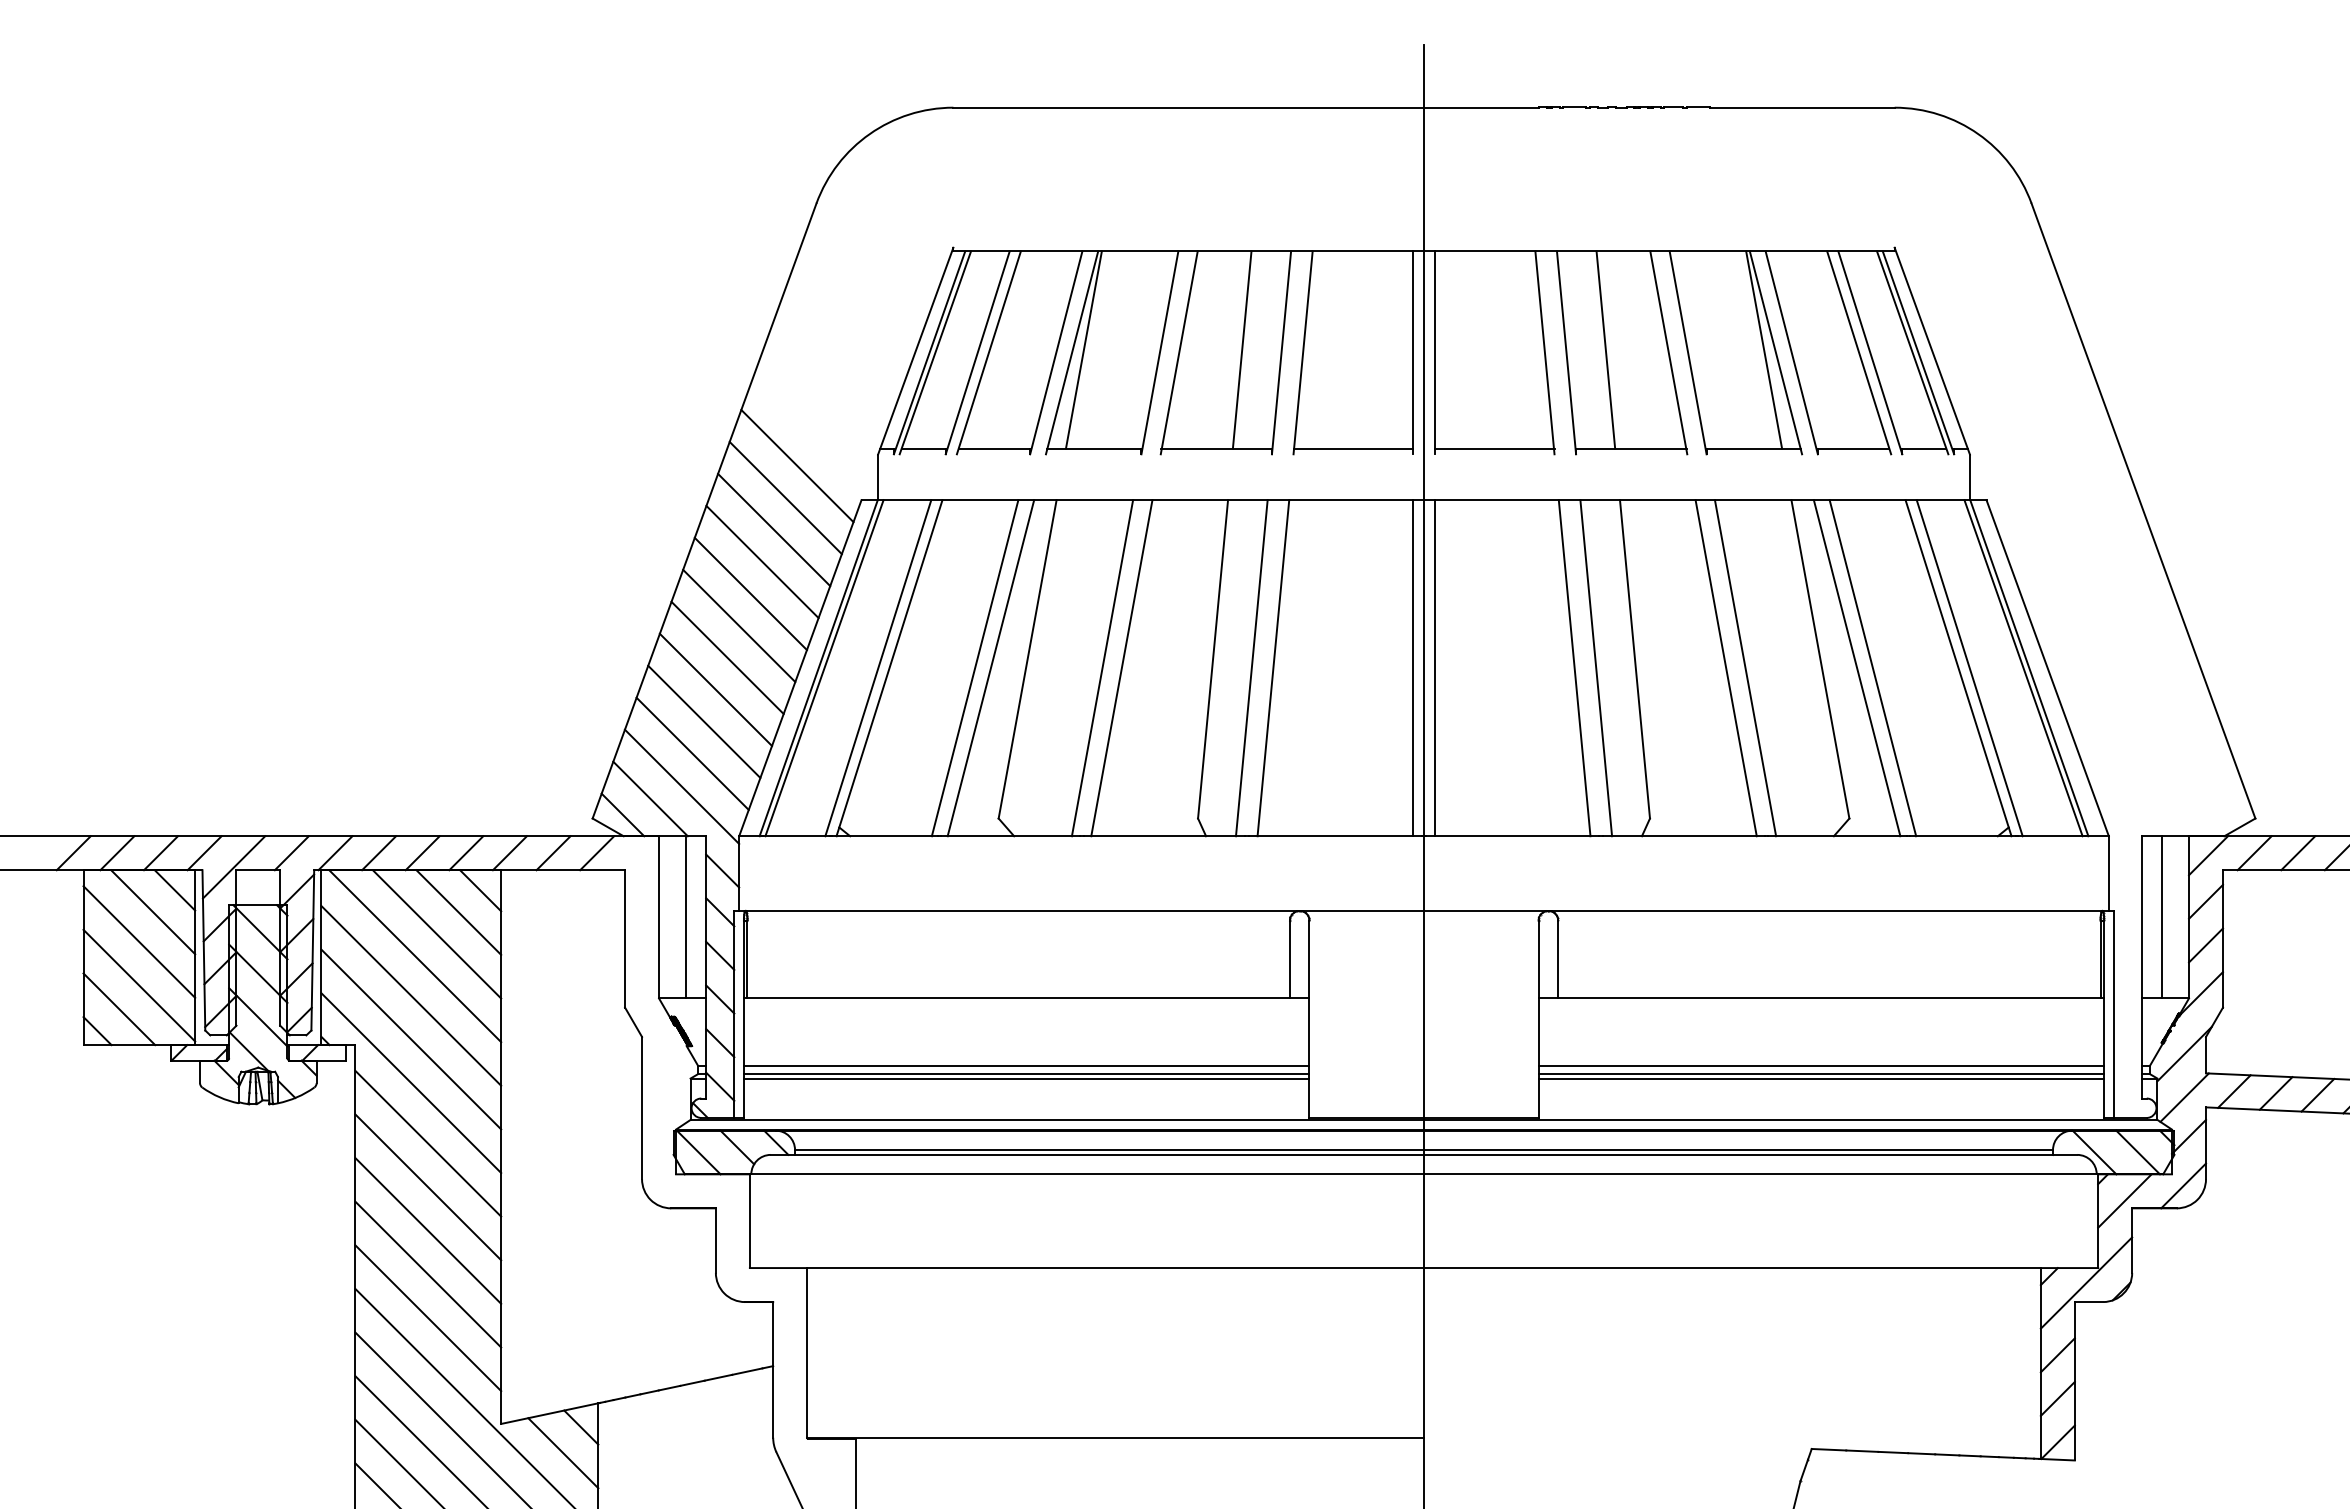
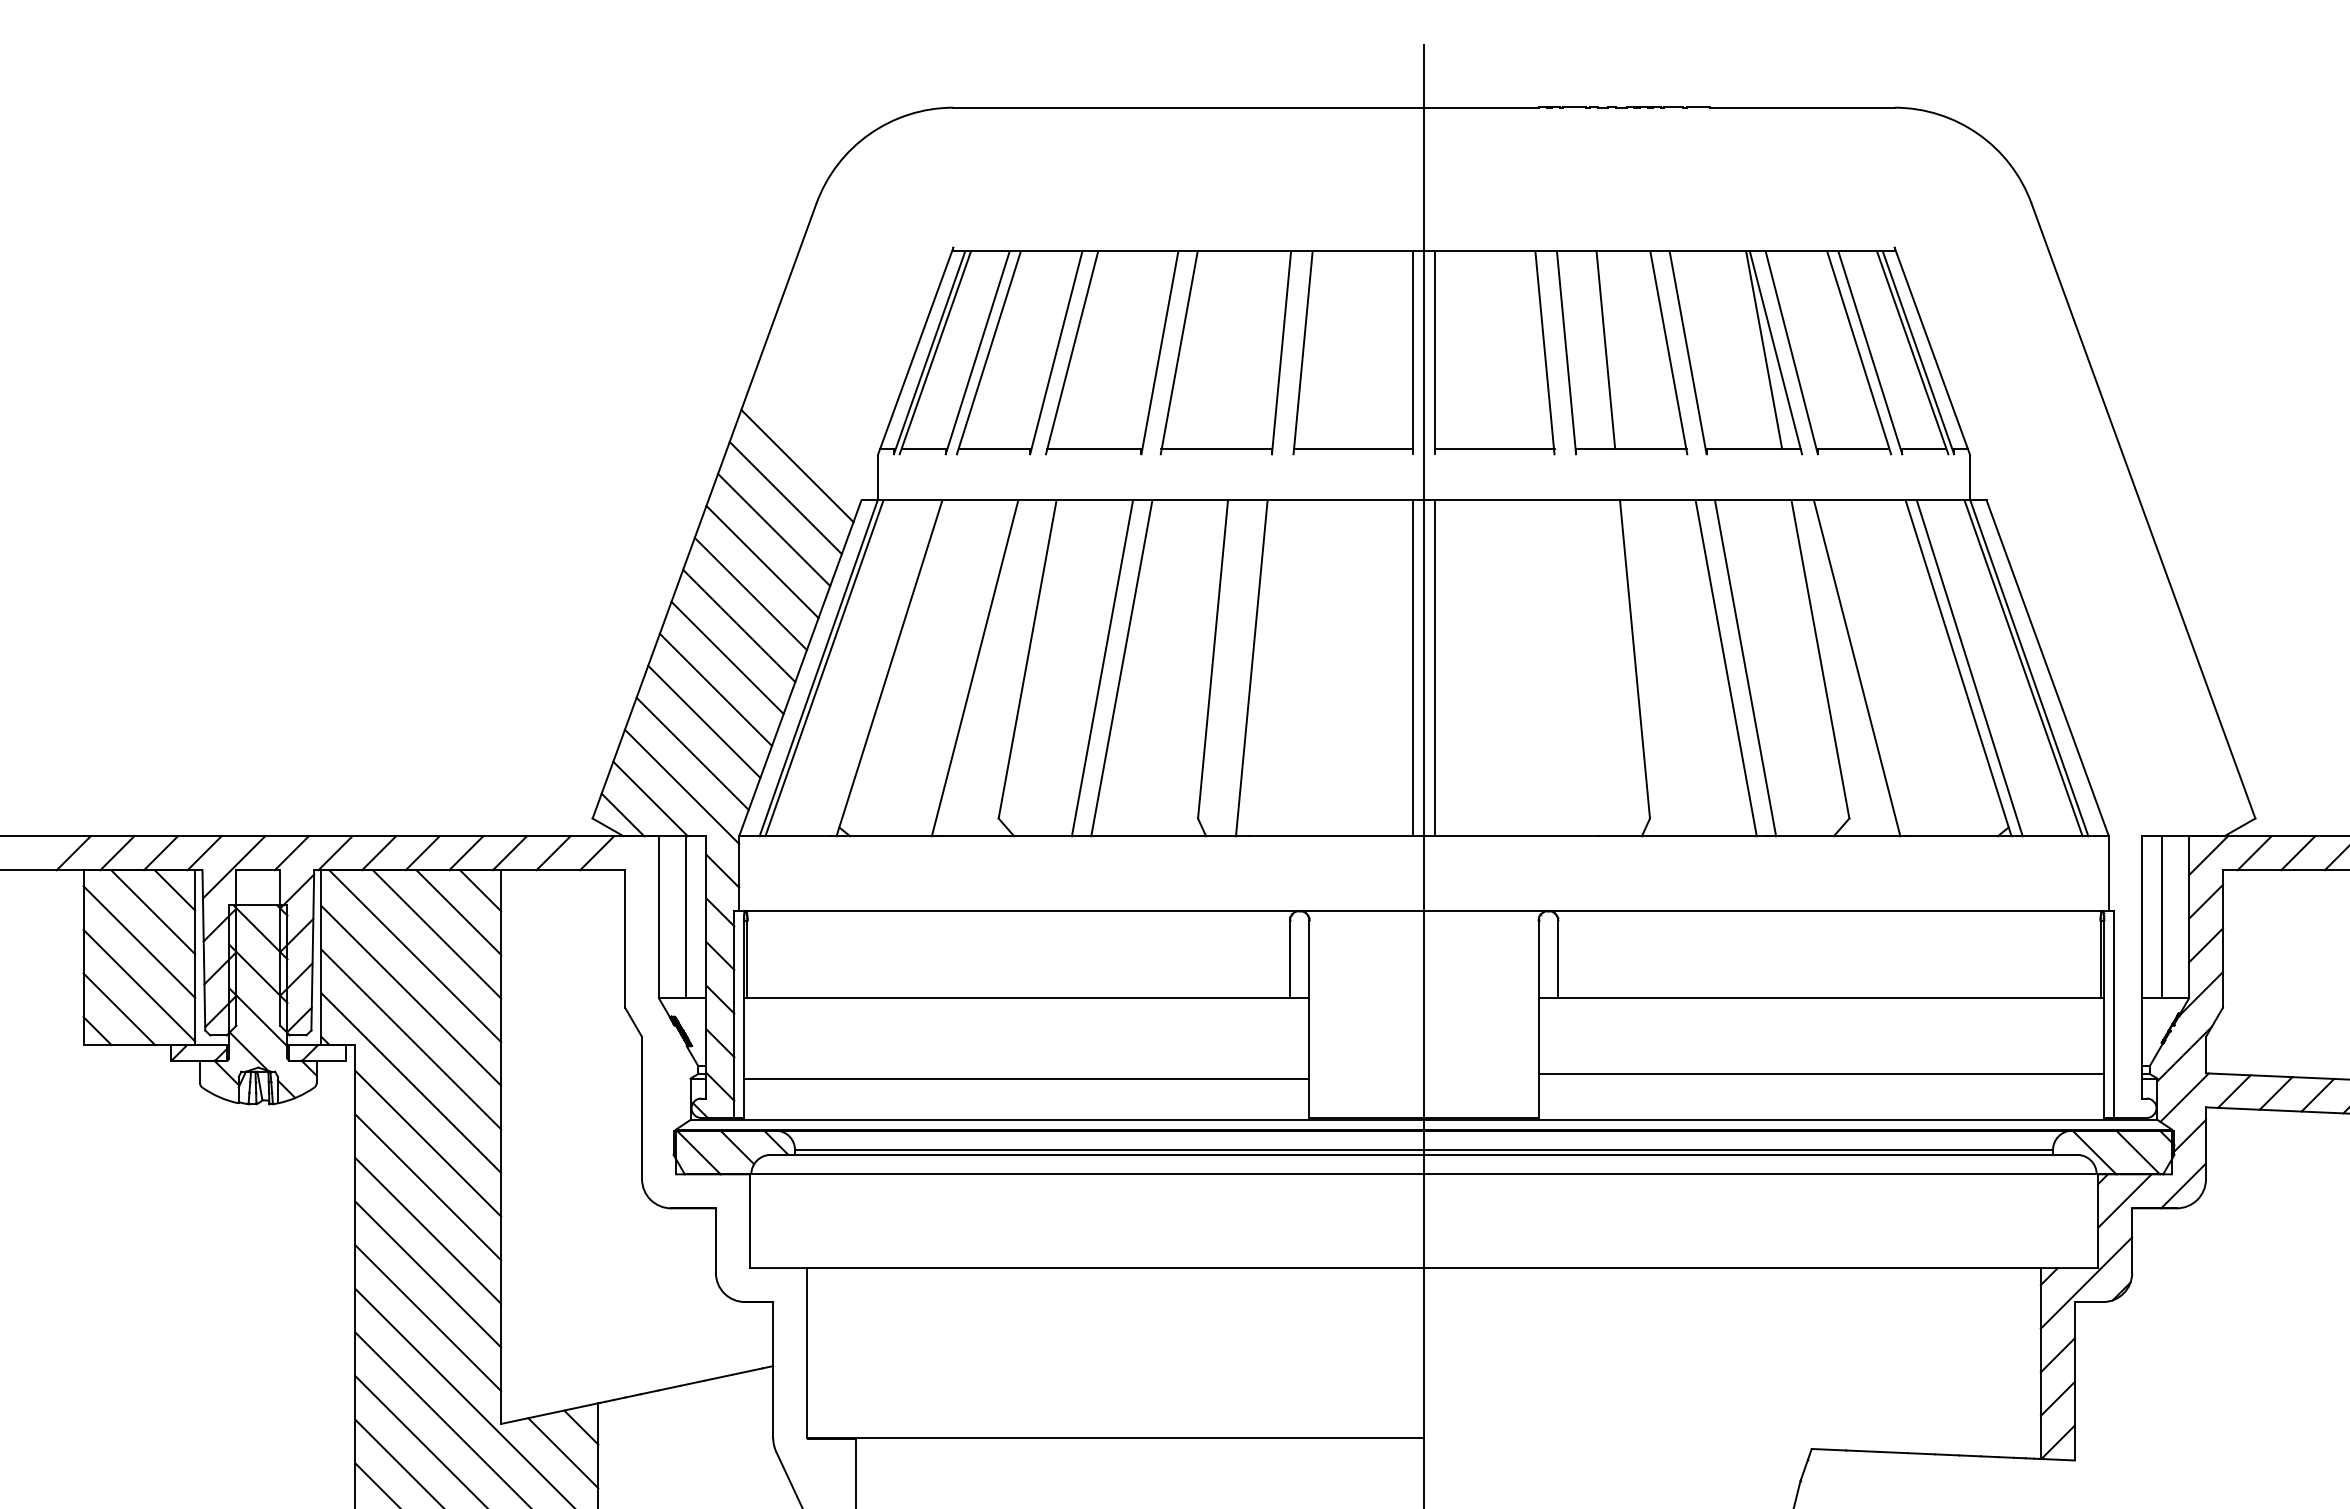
line: present -> none (1083, 349)
line: present -> none (1241, 349)
line: present -> none (878, 668)
line: present -> none (990, 668)
line: present -> none (1273, 668)
line: present -> none (1574, 668)
line: present -> none (1596, 668)
line: present -> none (1872, 668)
line: present -> none (1026, 1065)
line: present -> none (1821, 1065)
line: present -> none (1026, 1074)
line: present -> none (1821, 1078)
